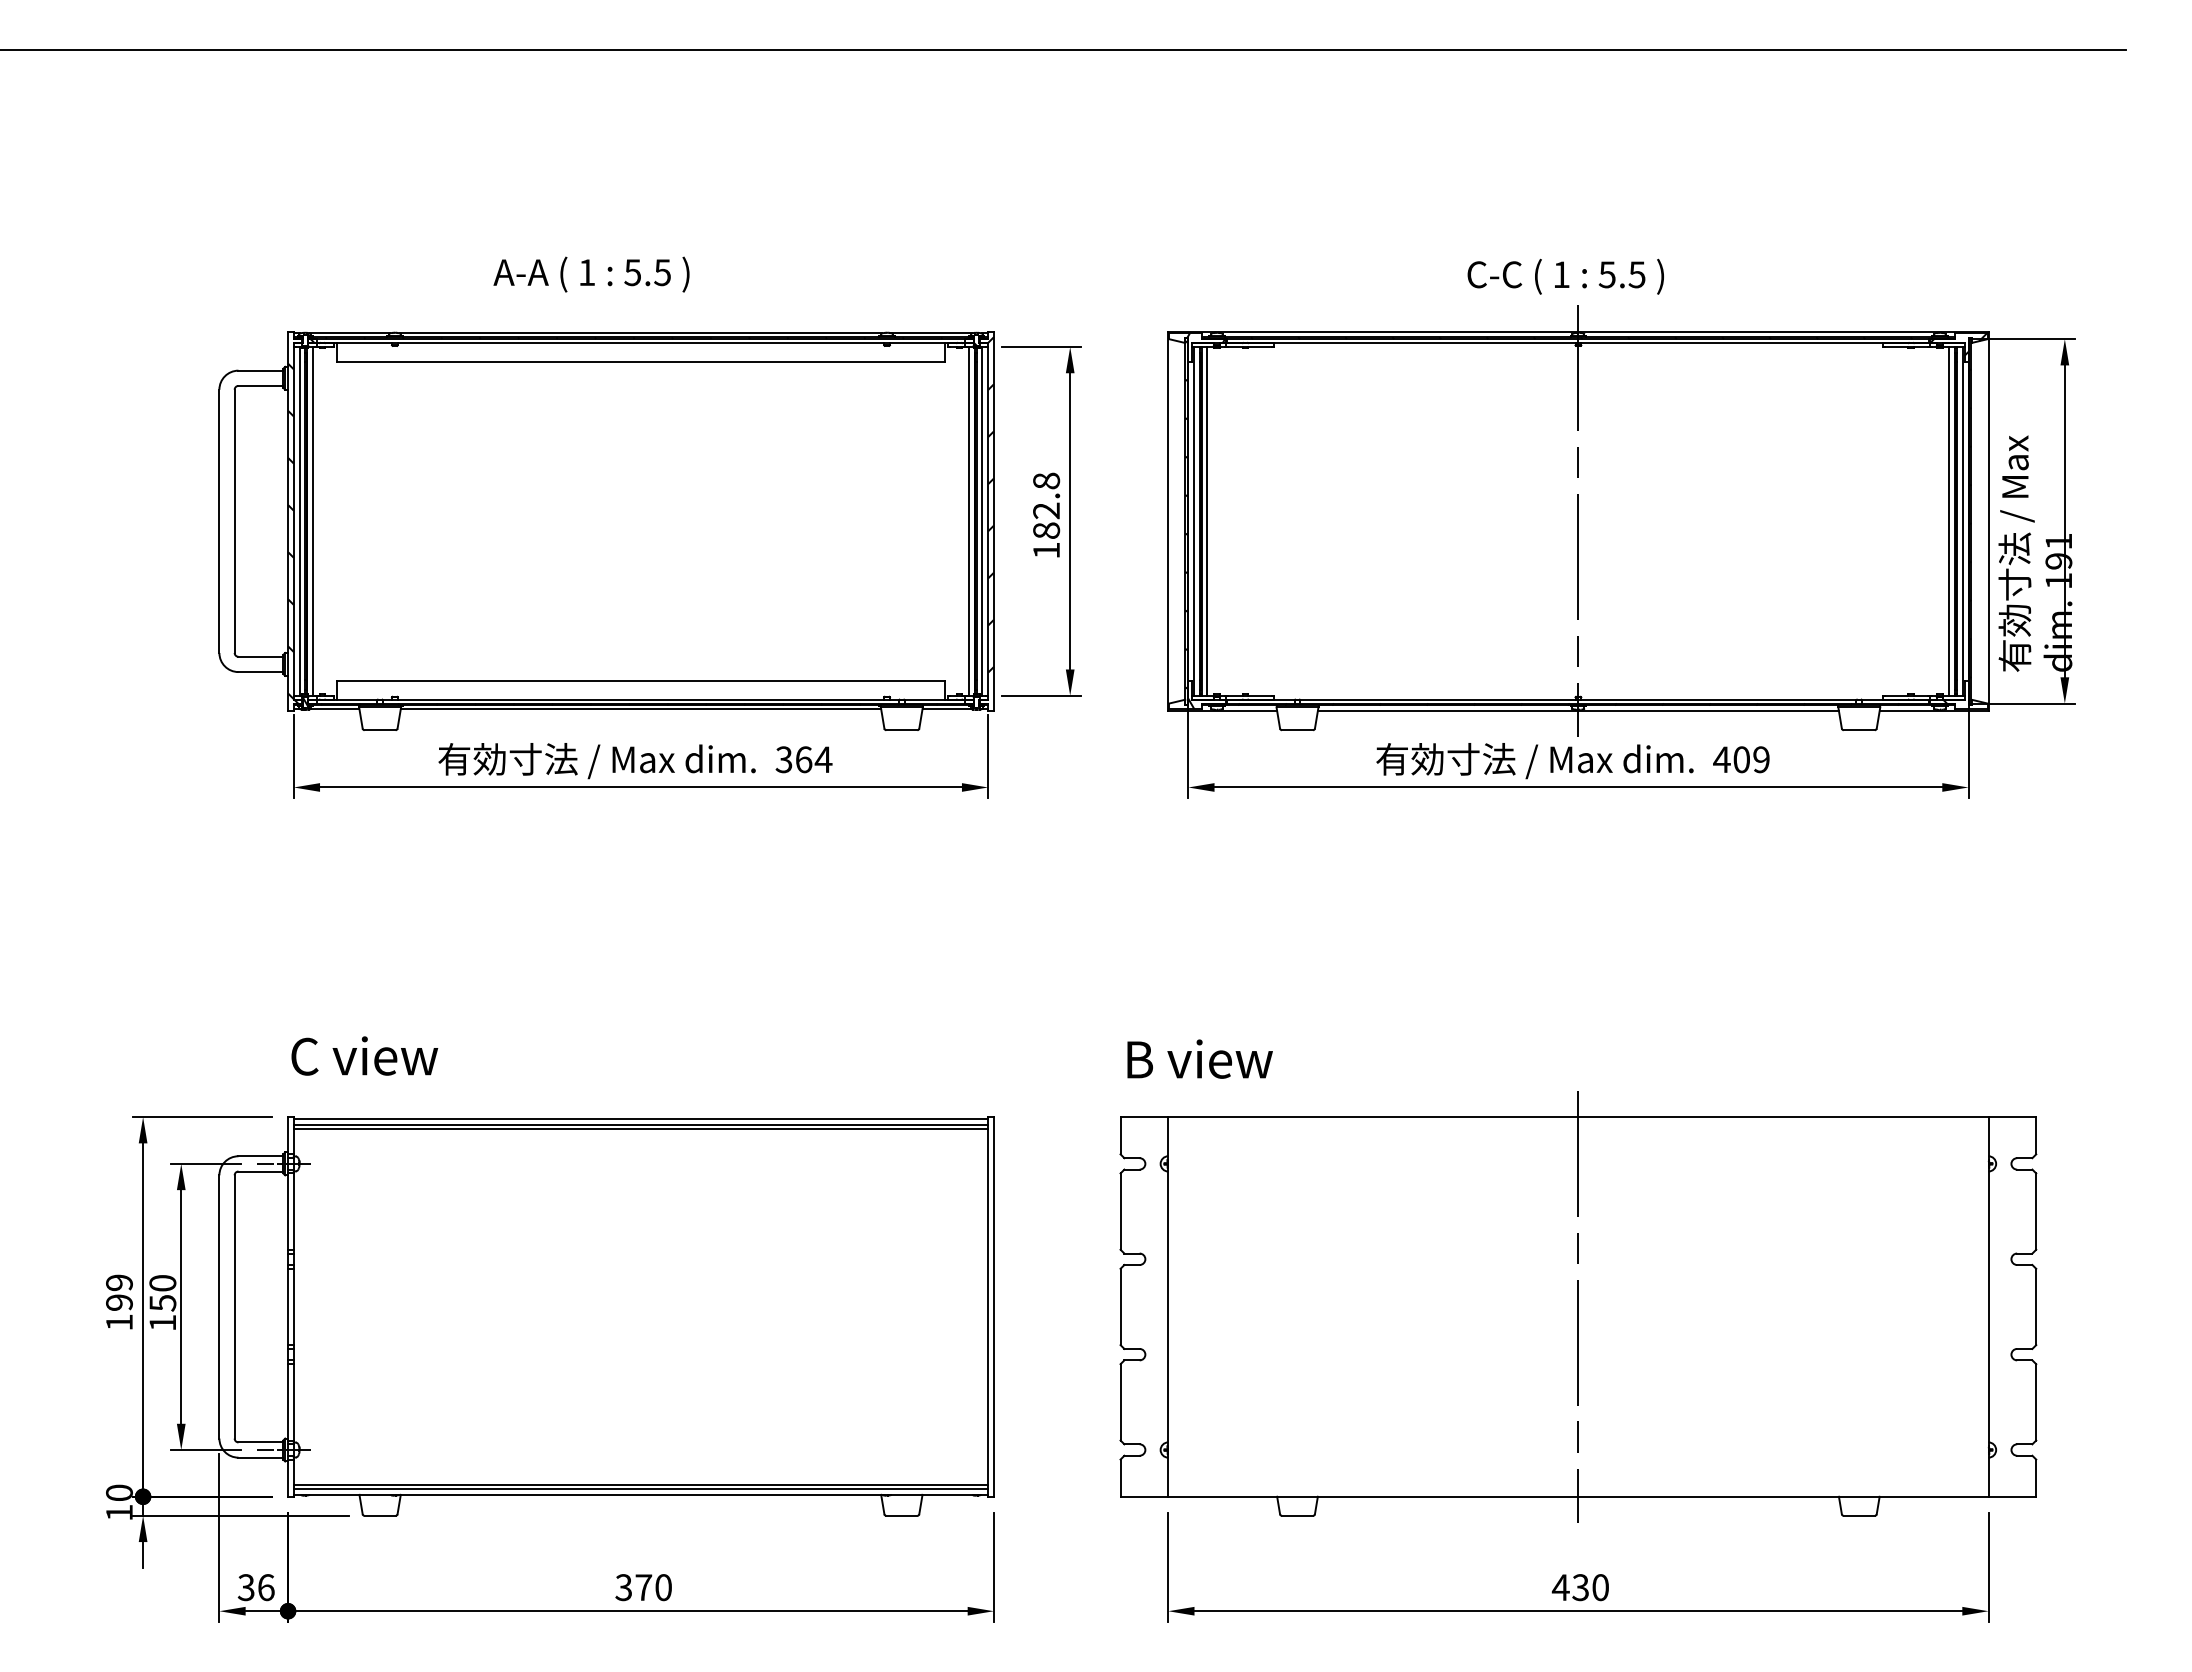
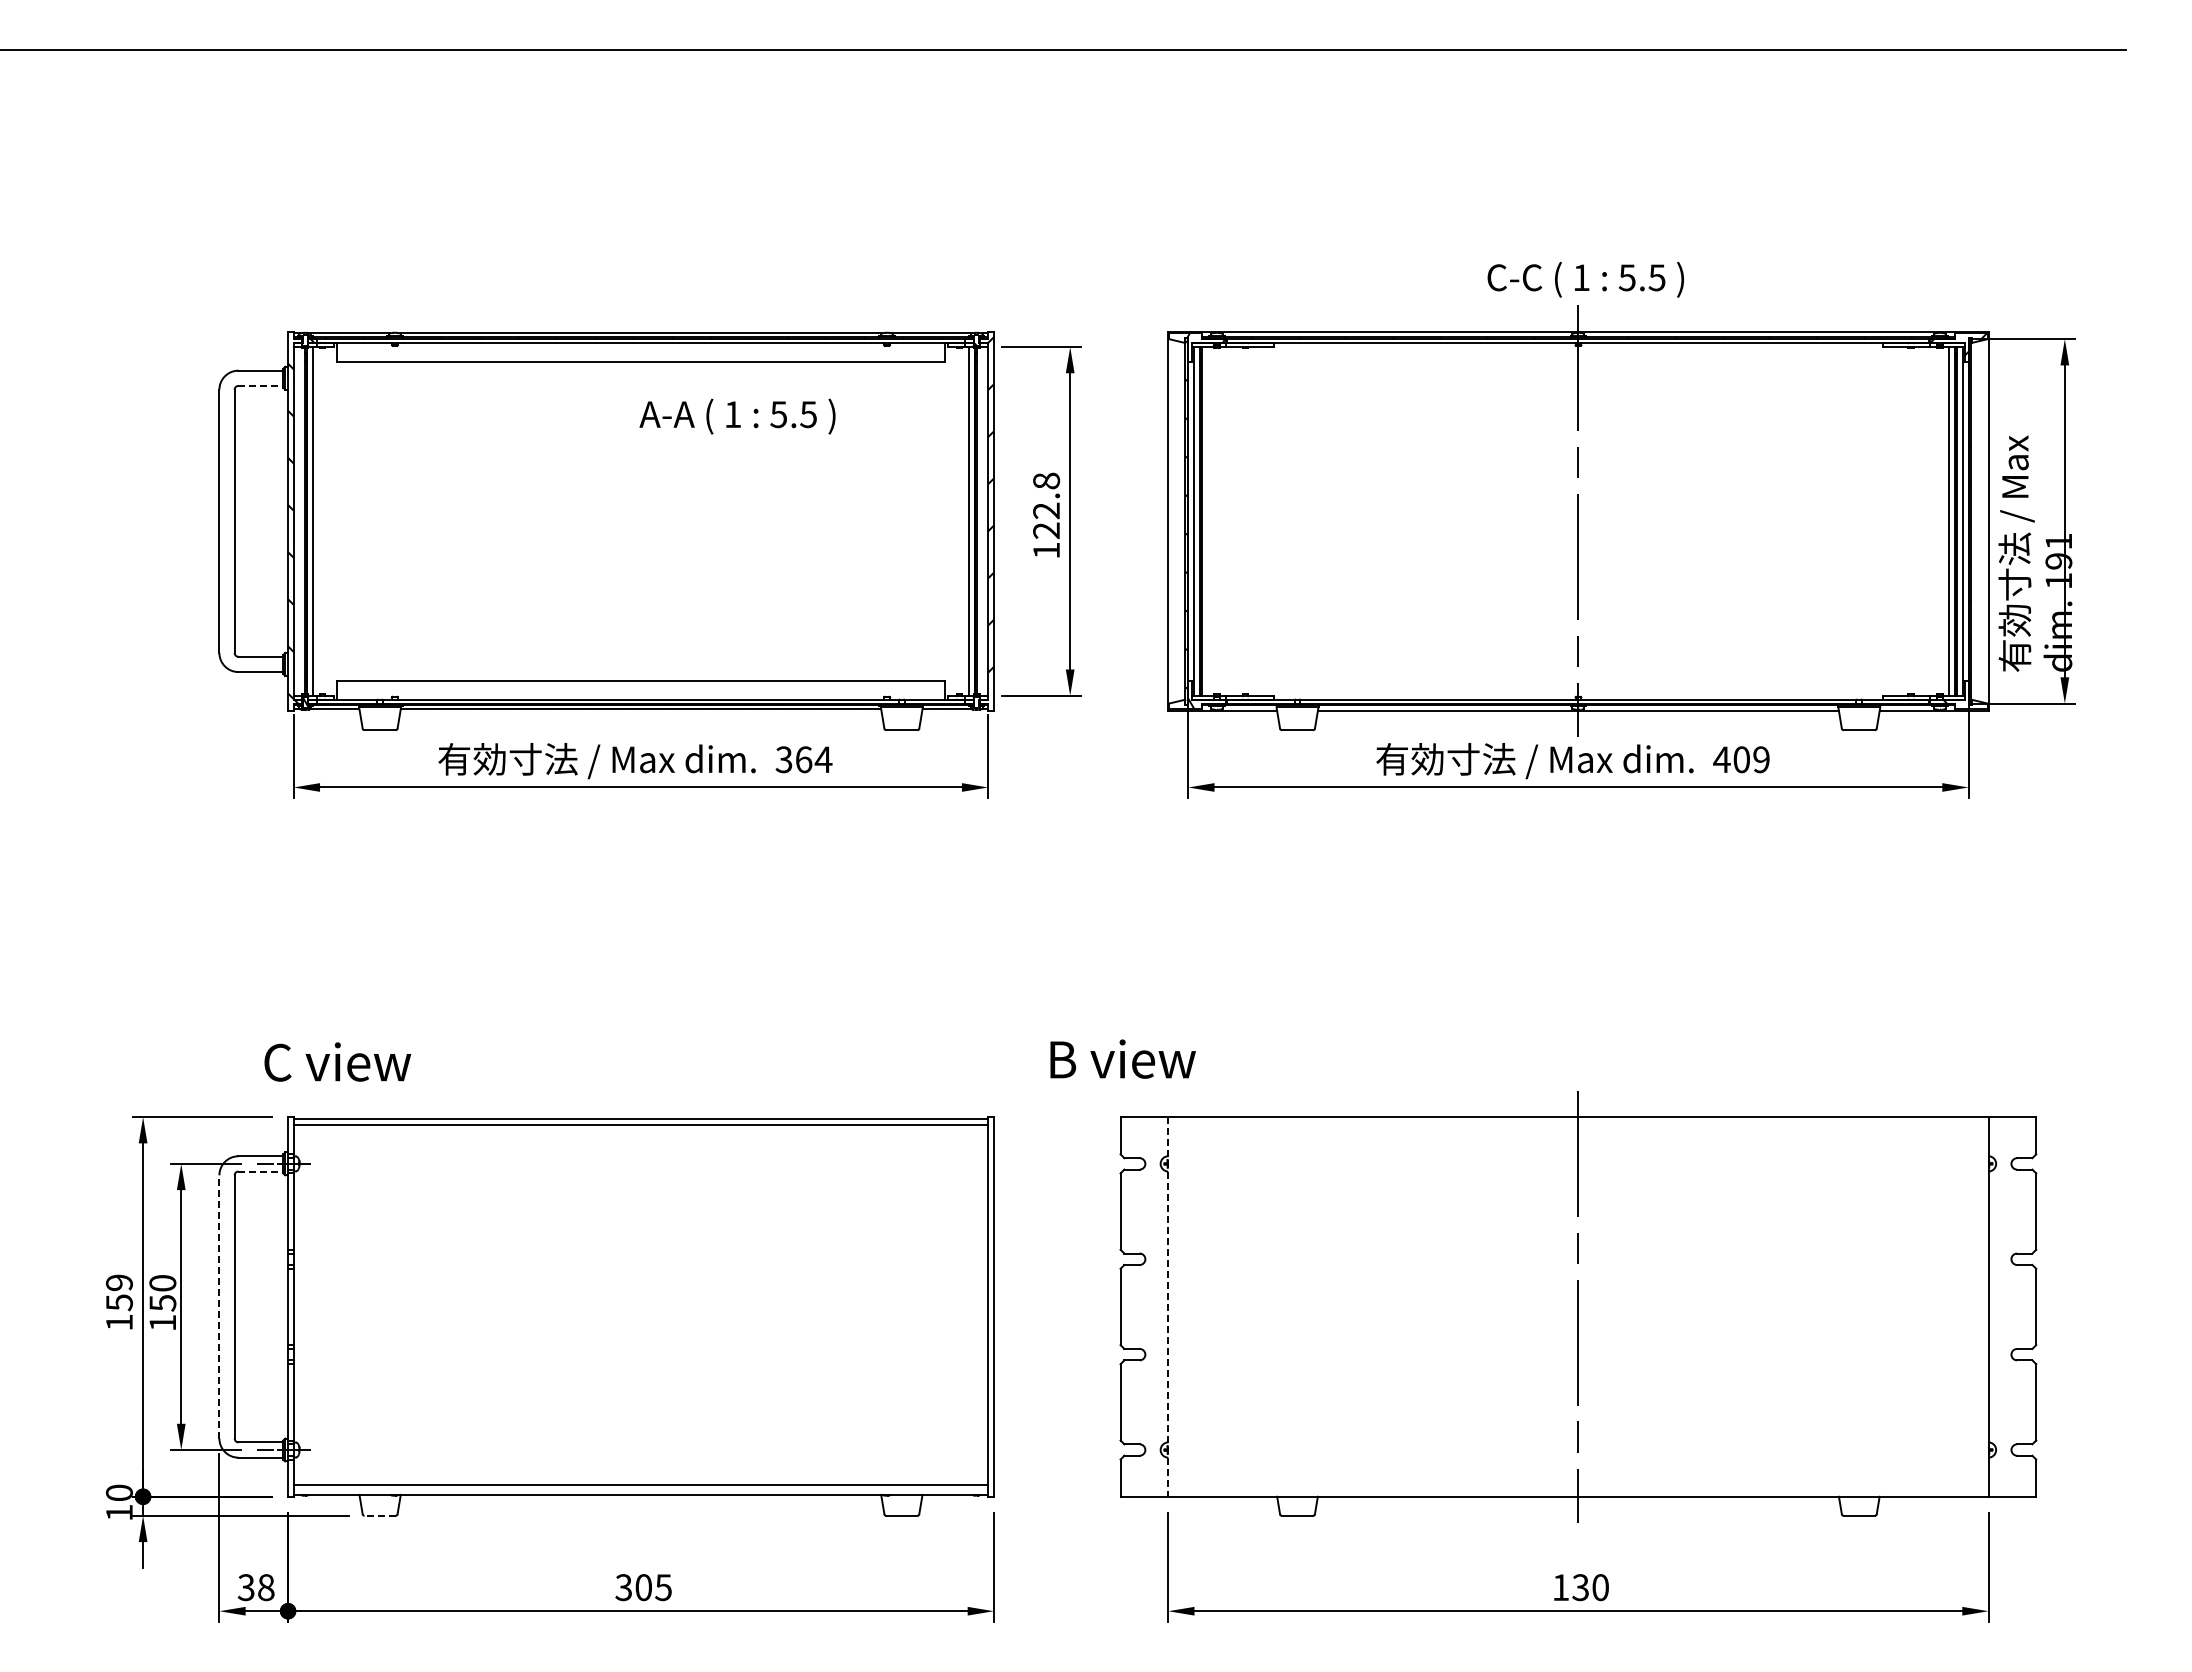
text position: (591, 274) -> (737, 416) (737, 416)
text position: (1565, 276) -> (1585, 279) (1585, 279)
line: solid -> dashed (261, 385)
line: present -> none (299, 521)
line: present -> none (982, 521)
line: present -> none (1207, 521)
text: 182.8 -> 122.8 (1046, 530)
text position: (364, 1055) -> (337, 1061) (337, 1061)
text position: (1199, 1058) -> (1122, 1058) (1122, 1058)
line: present -> none (640, 1128)
line: solid -> dashed (261, 1171)
text: 199 -> 159 (119, 1302)
line: solid -> dashed (219, 1306)
line: solid -> dashed (1168, 1306)
line: present -> none (640, 1489)
line: solid -> dashed (380, 1515)
text: 36 -> 38 (266, 1587)
text: 370 -> 305 (653, 1587)
text: 430 -> 130 (1560, 1587)
